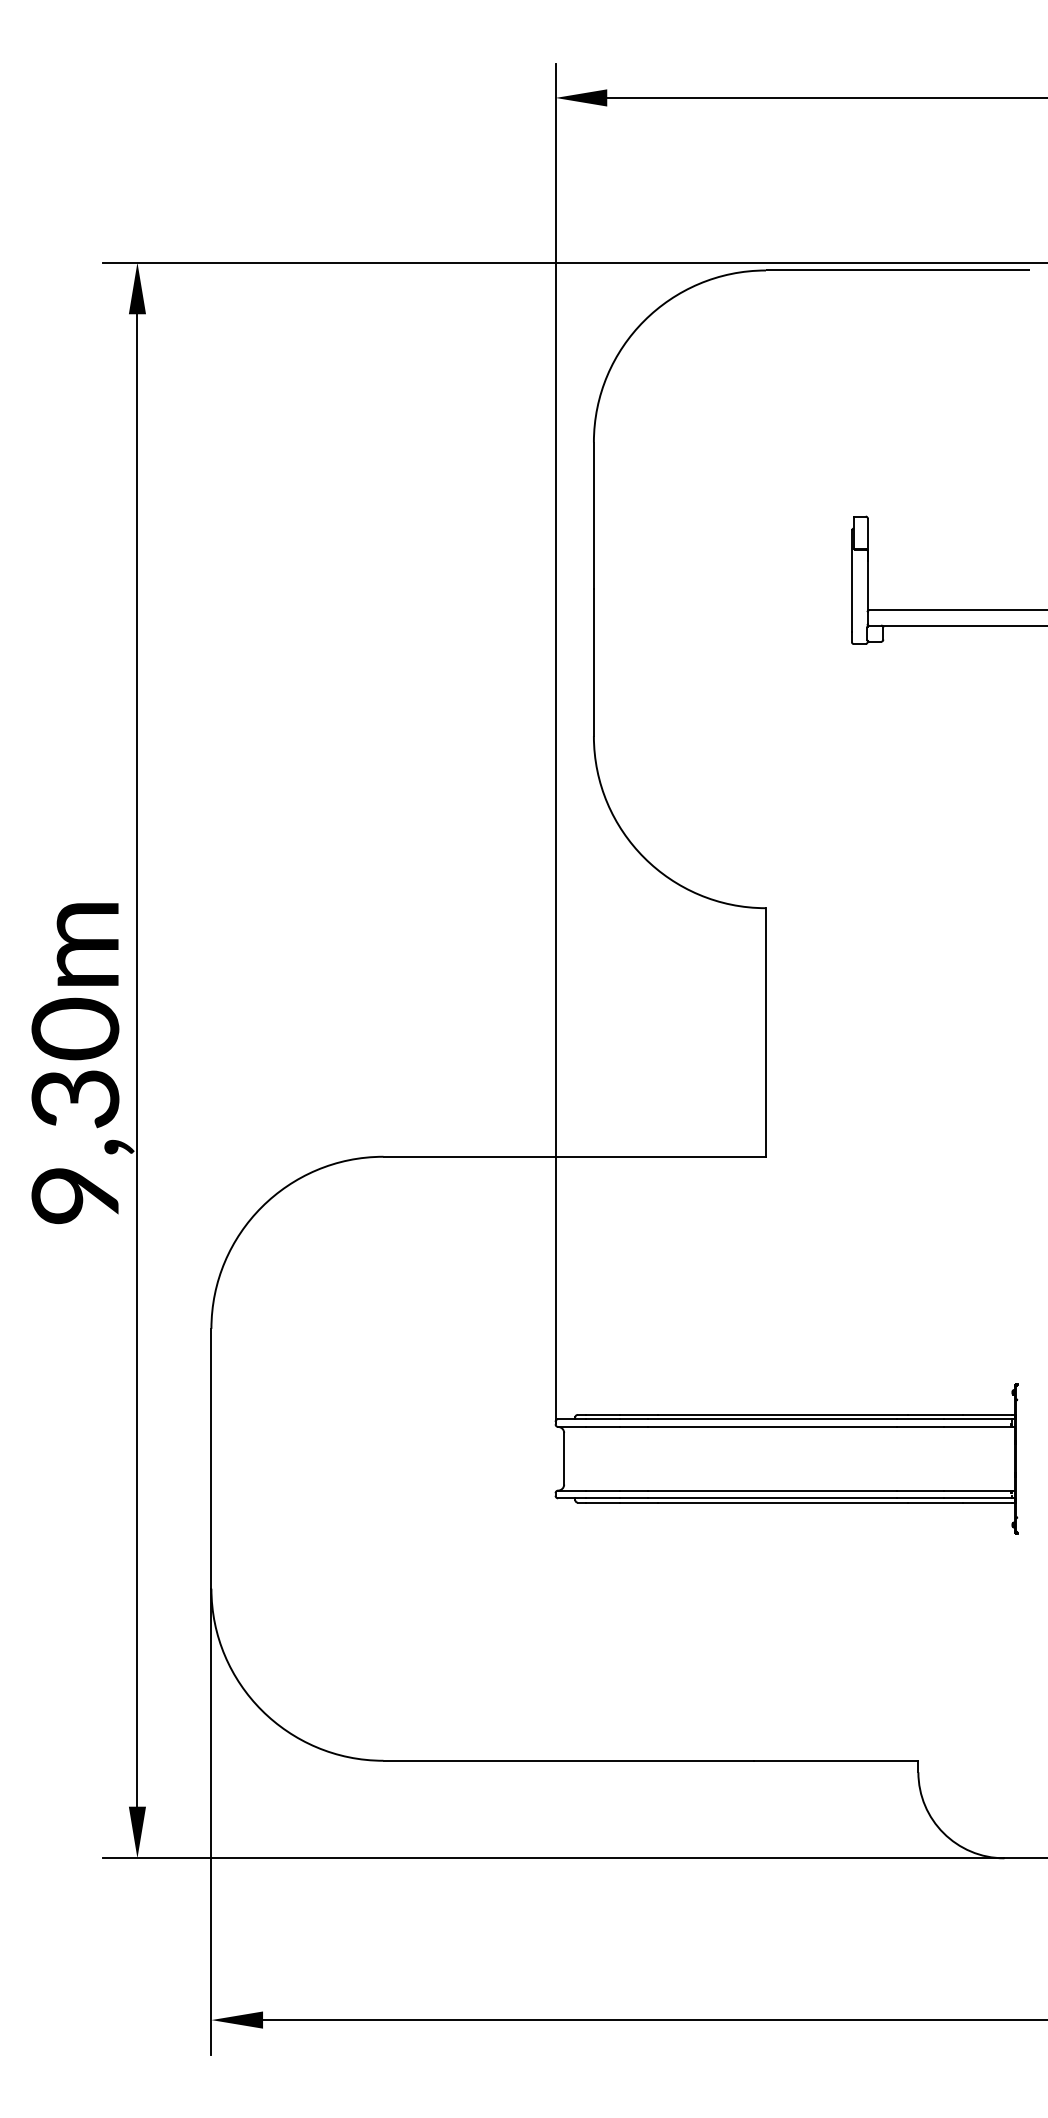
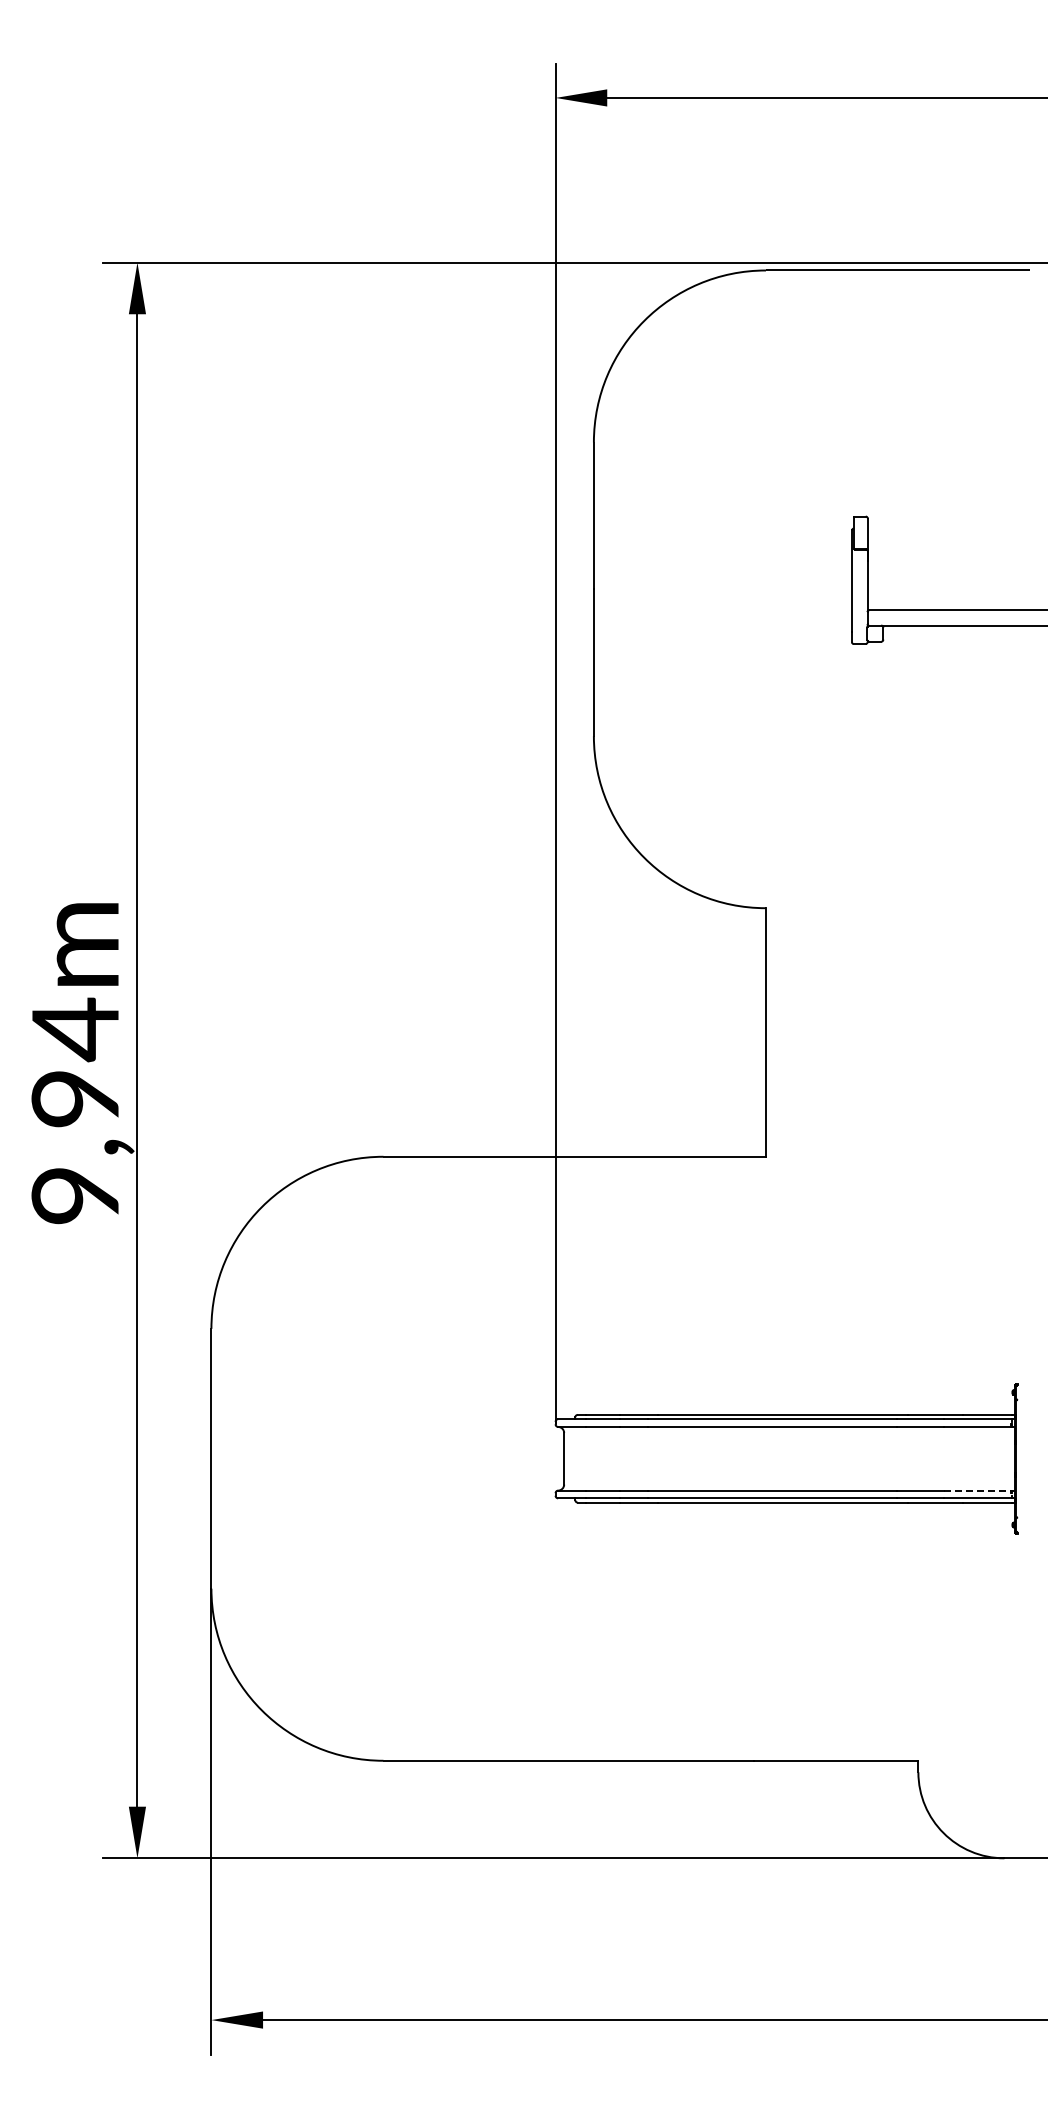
text: 9,30m -> 9,94m (75, 1062)
line: solid -> dashed (979, 1490)
